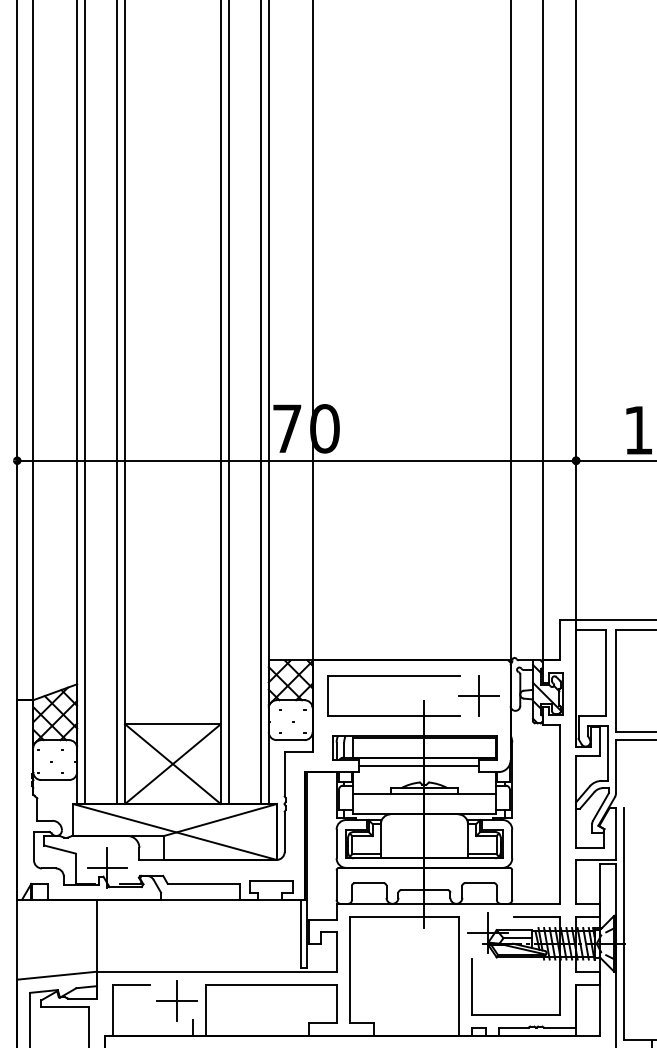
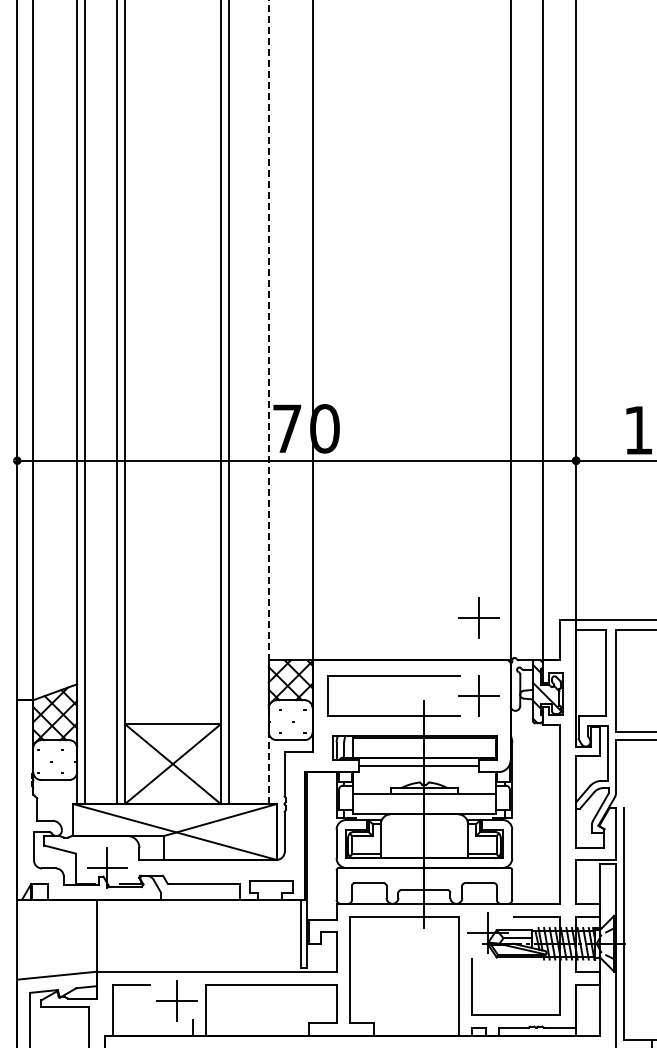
line: solid -> dashed (268, 402)
line: present -> none (260, 403)
part: none -> present (478, 617)
